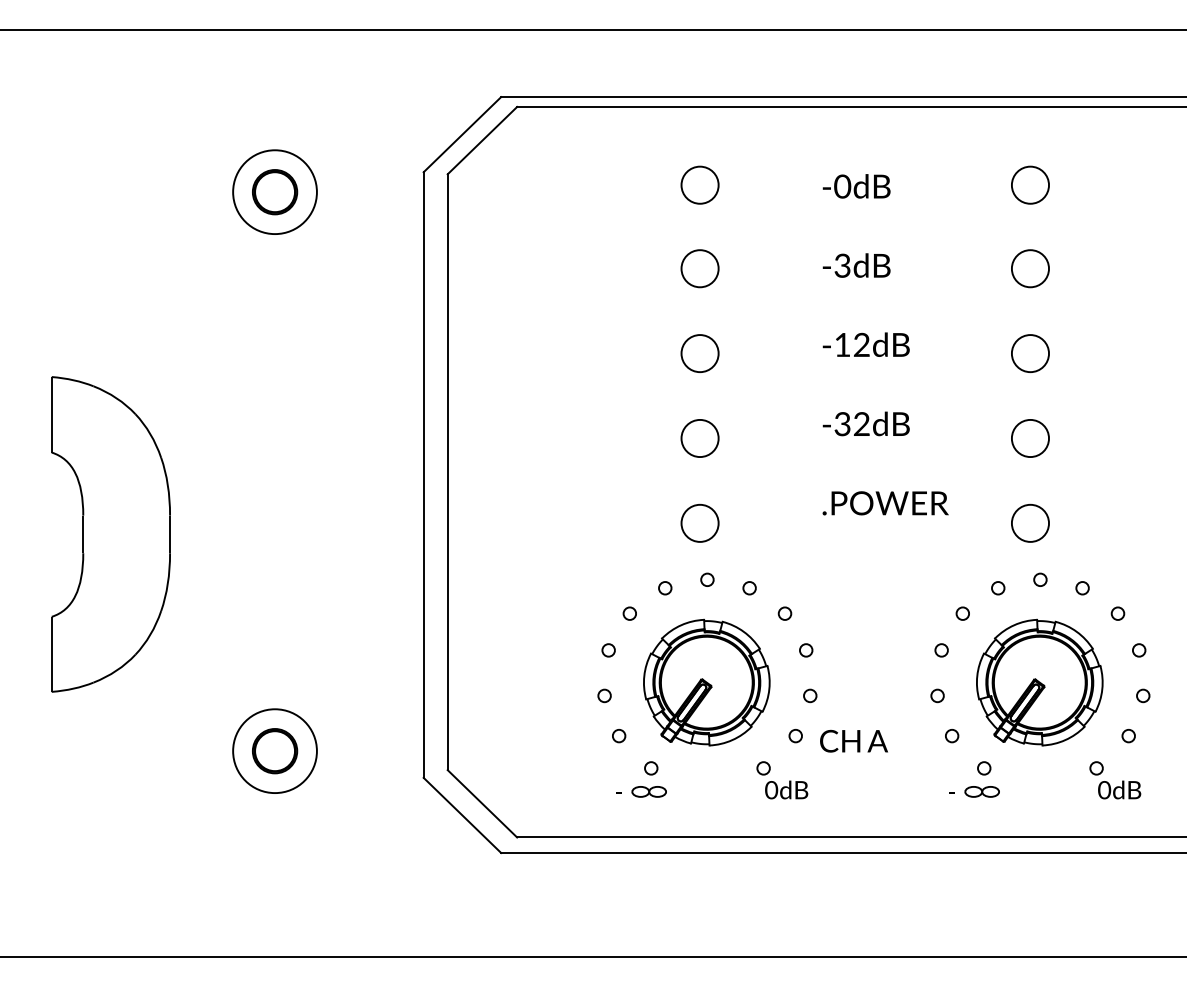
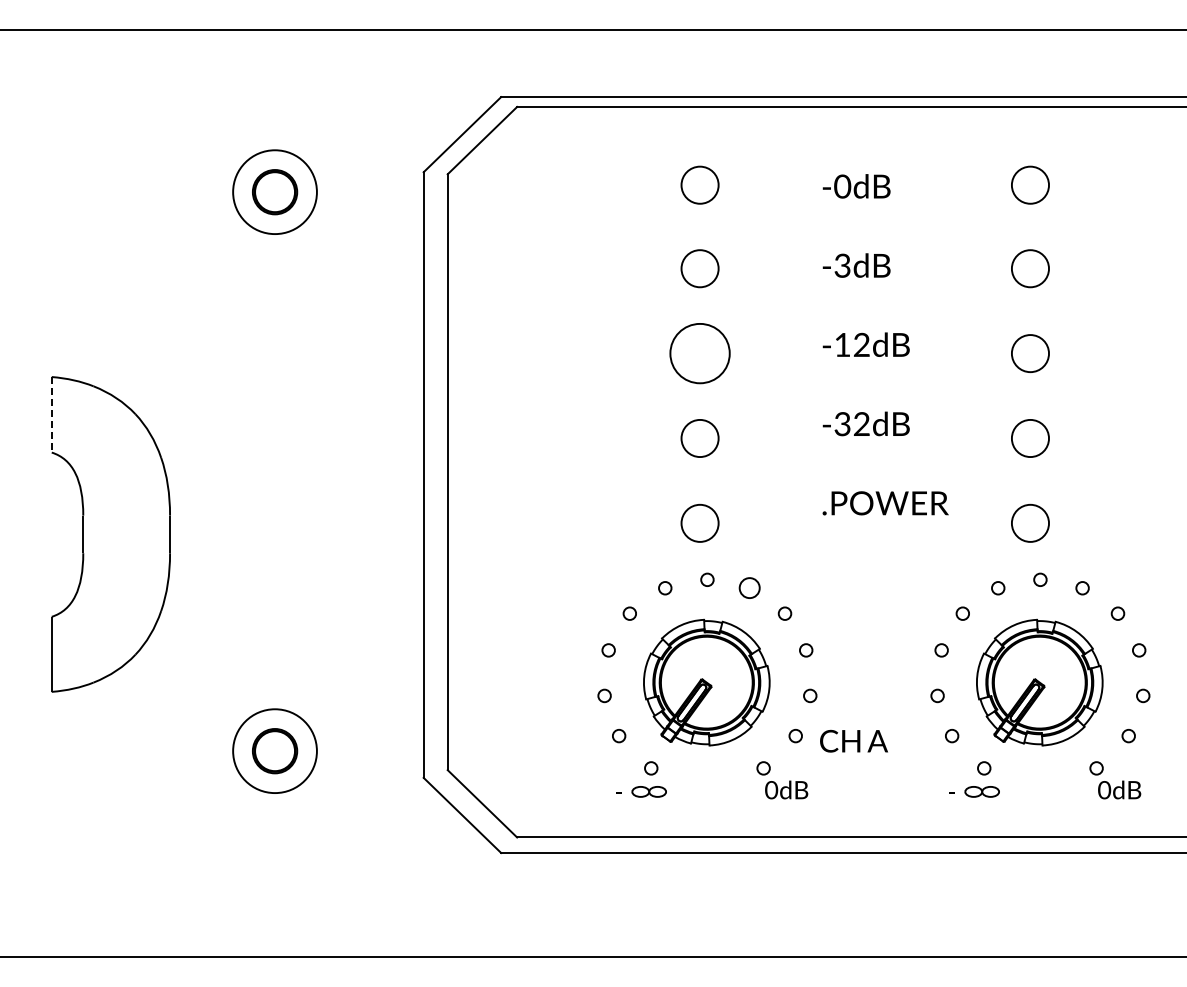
circle diameter: 37 px -> 59 px (699, 353)
line: solid -> dashed (51, 414)
circle size: 15x15 px -> 23x22 px (749, 587)
